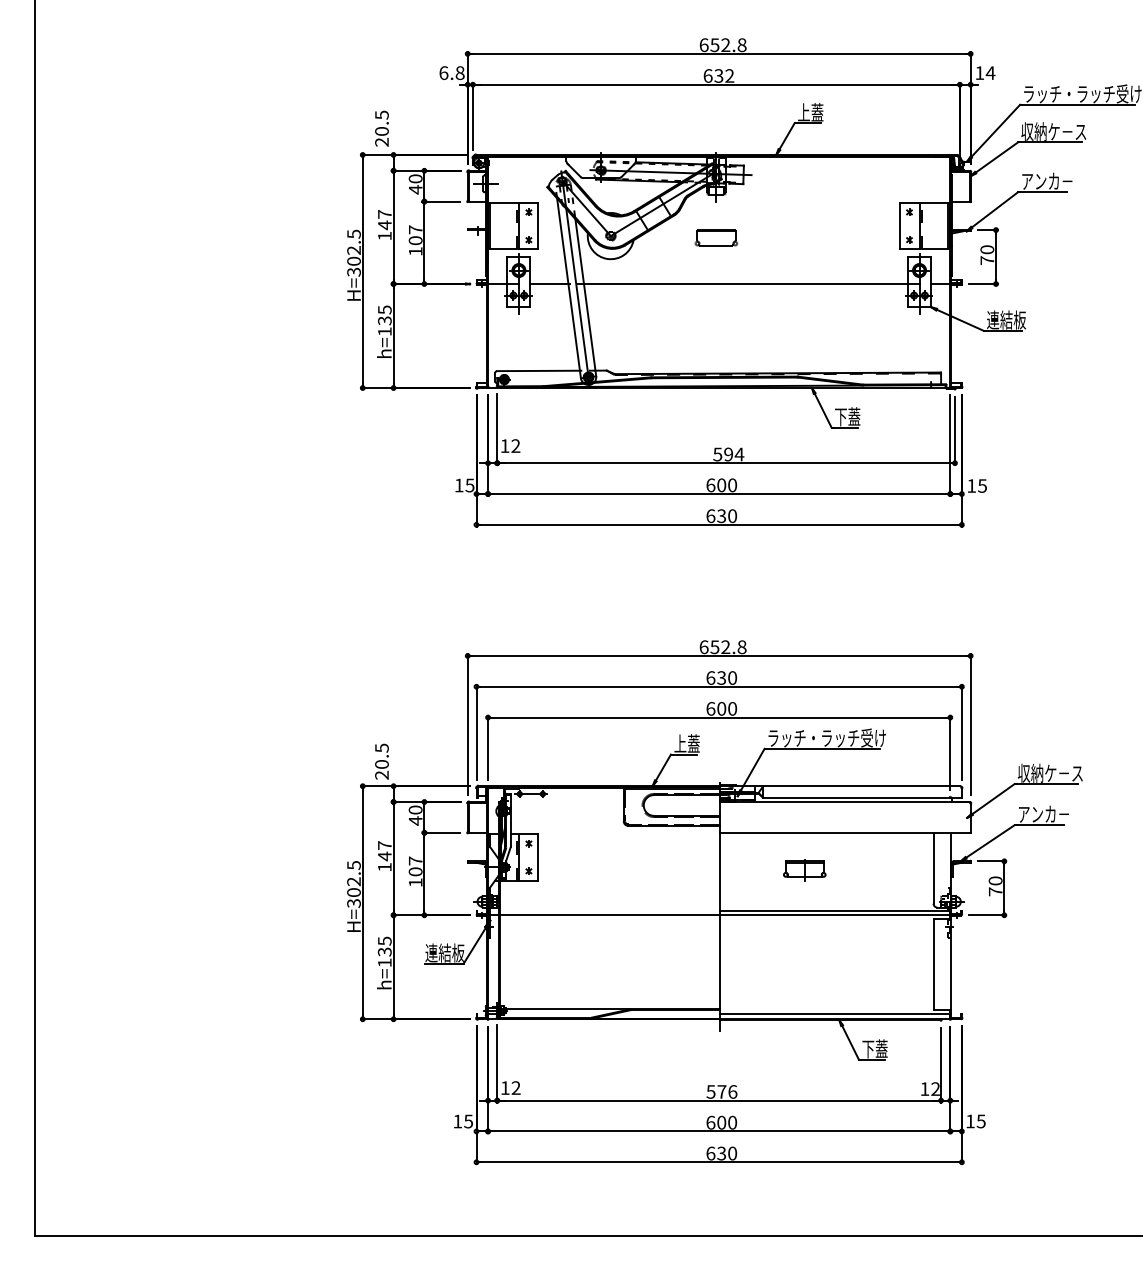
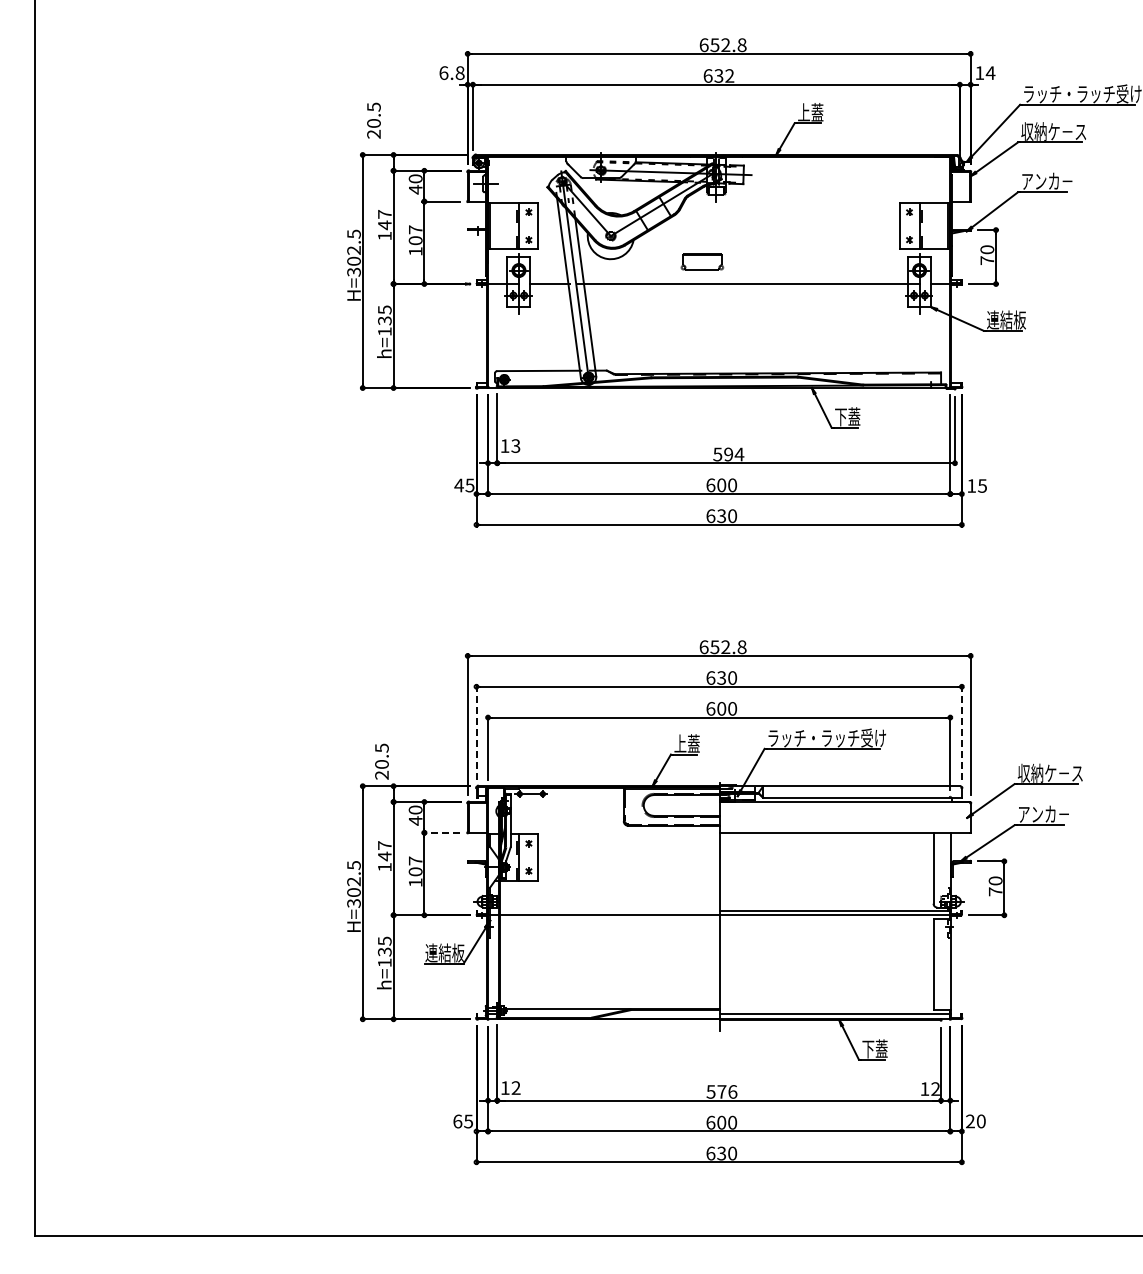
text position: (381, 128) -> (373, 120) (373, 120)
part position: (716, 237) -> (702, 261) (702, 261)
text: 12 -> 13 (515, 446)
text: 15 -> 45 (458, 485)
line: solid -> dashed (476, 732)
line: solid -> dashed (961, 732)
line: solid -> dashed (441, 832)
part: present -> none (804, 870)
text: 15 -> 65 (457, 1121)
text: 15 -> 20 (975, 1121)
